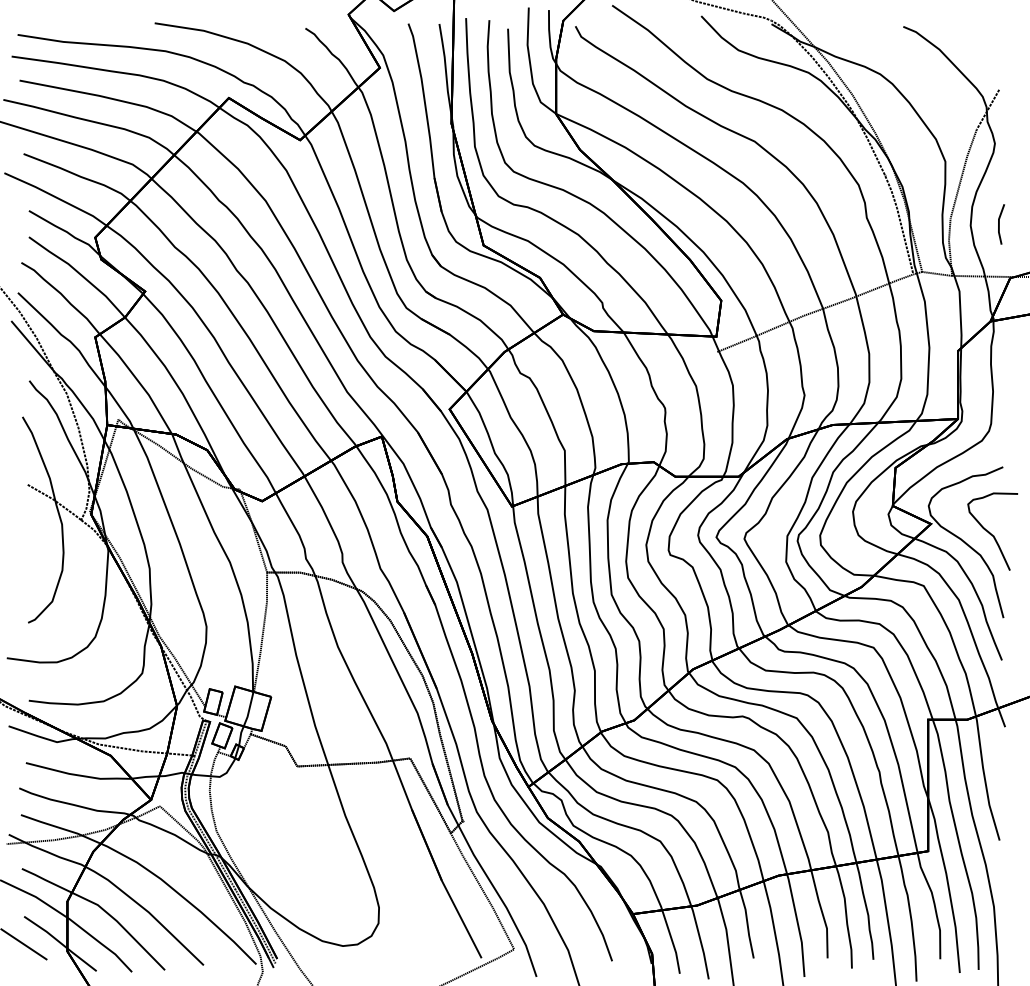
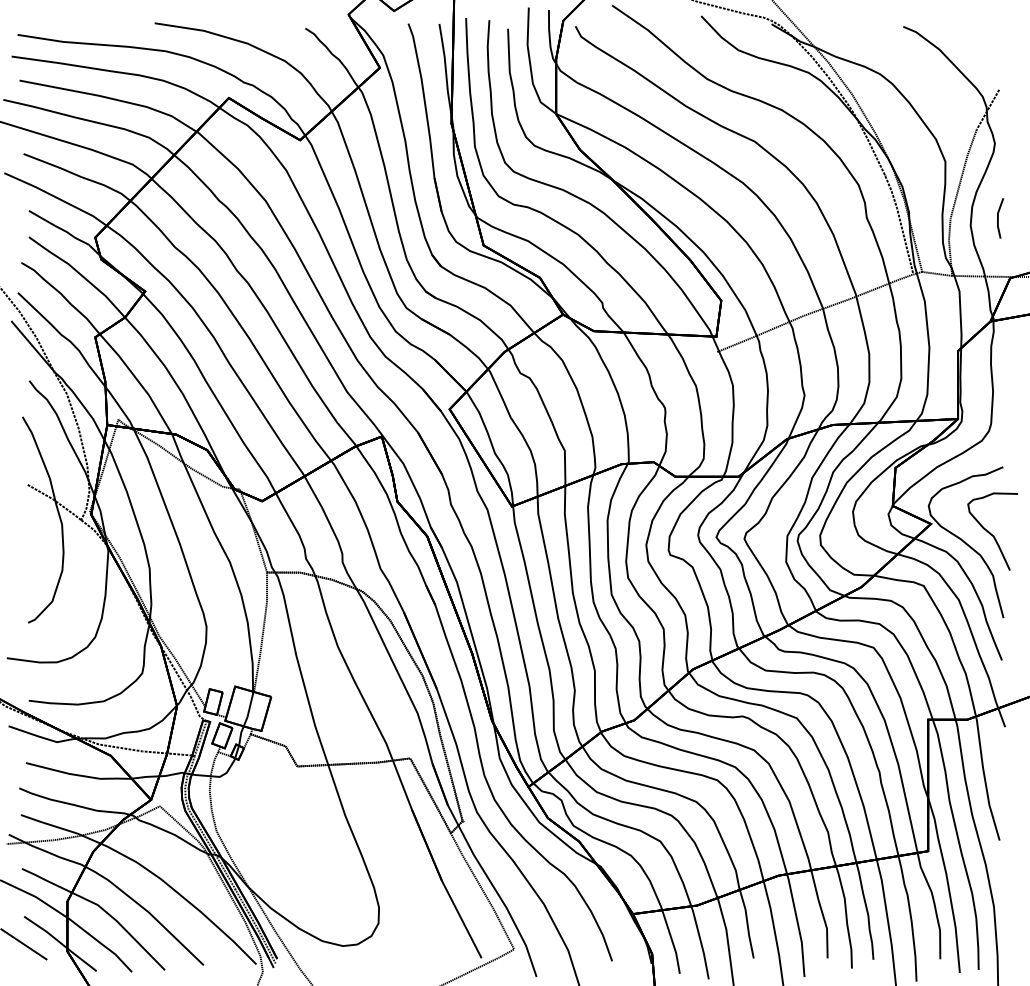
line position: (999, 224) -> (998, 218) (998, 218)
